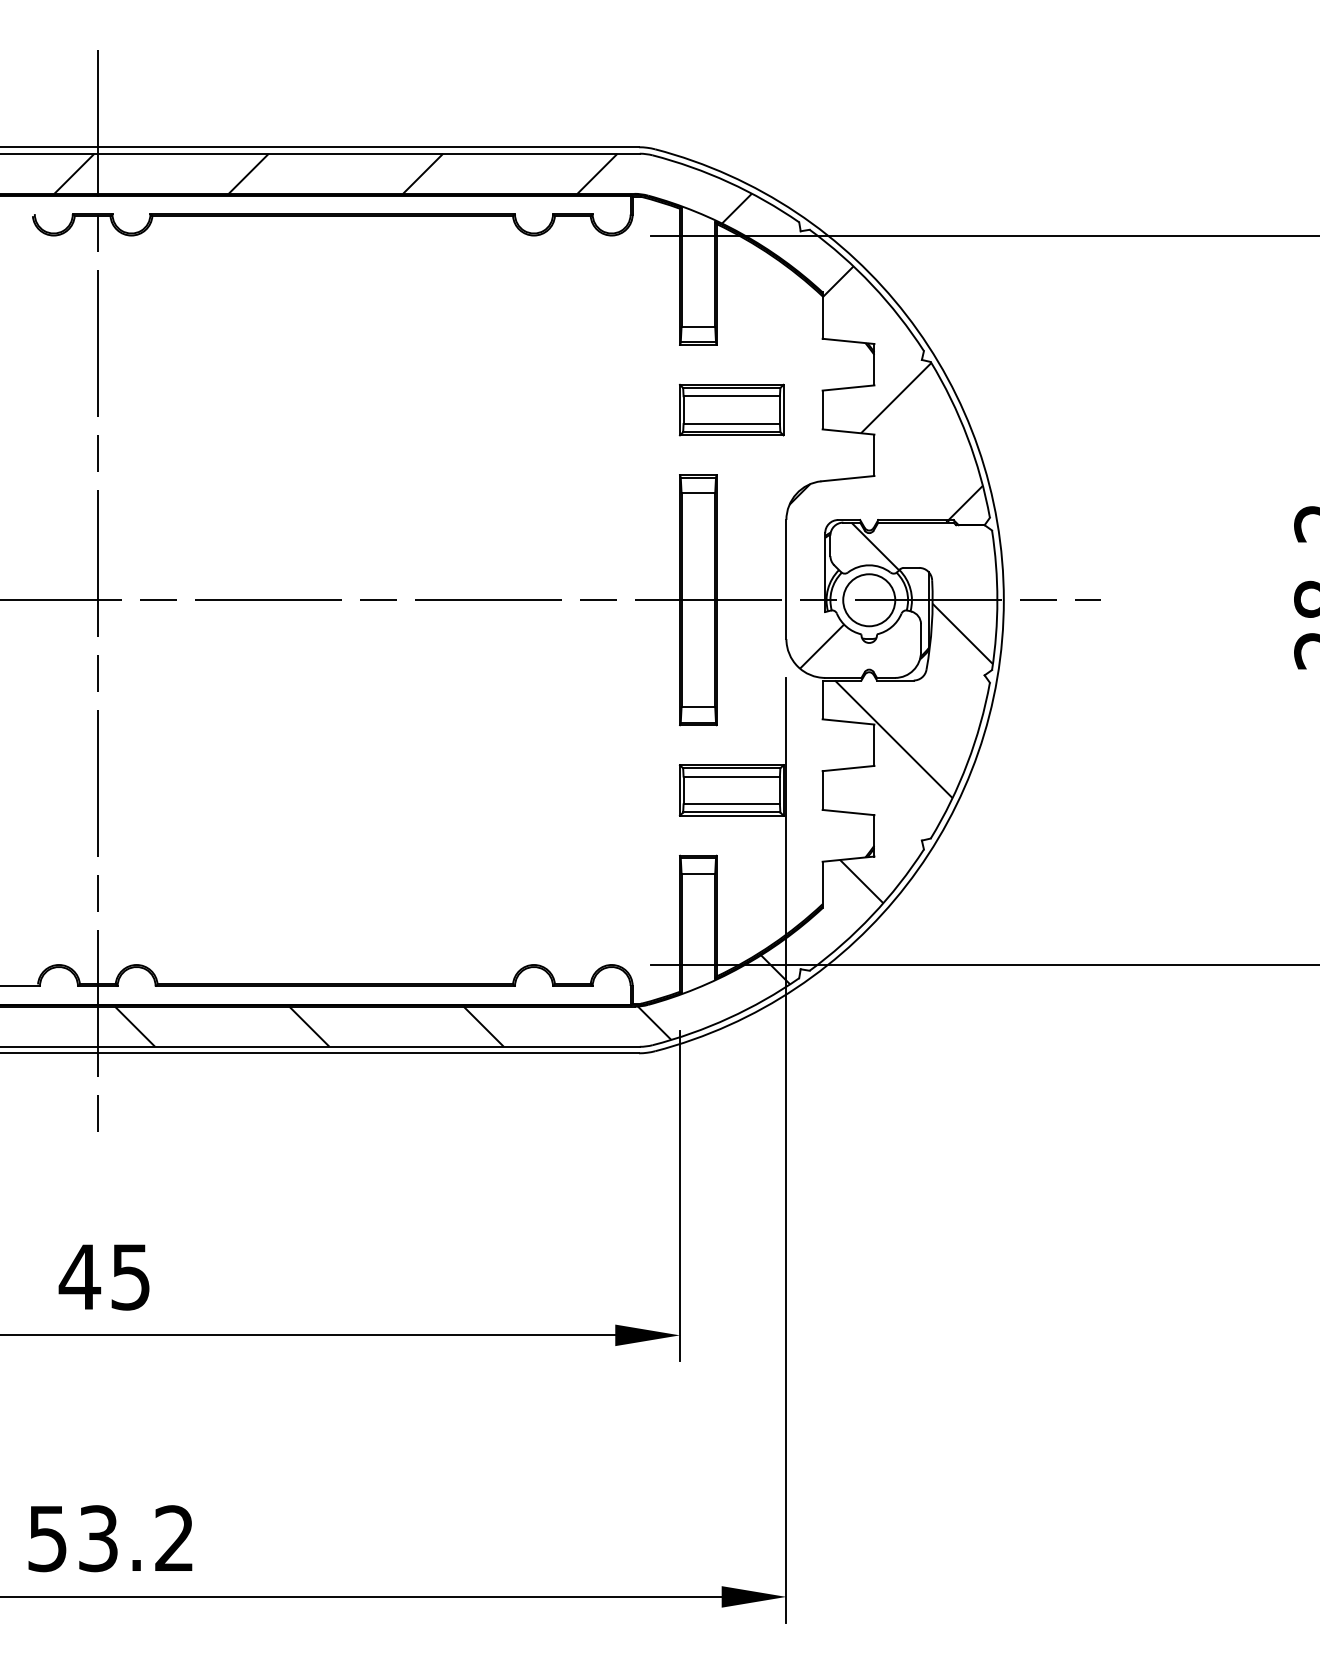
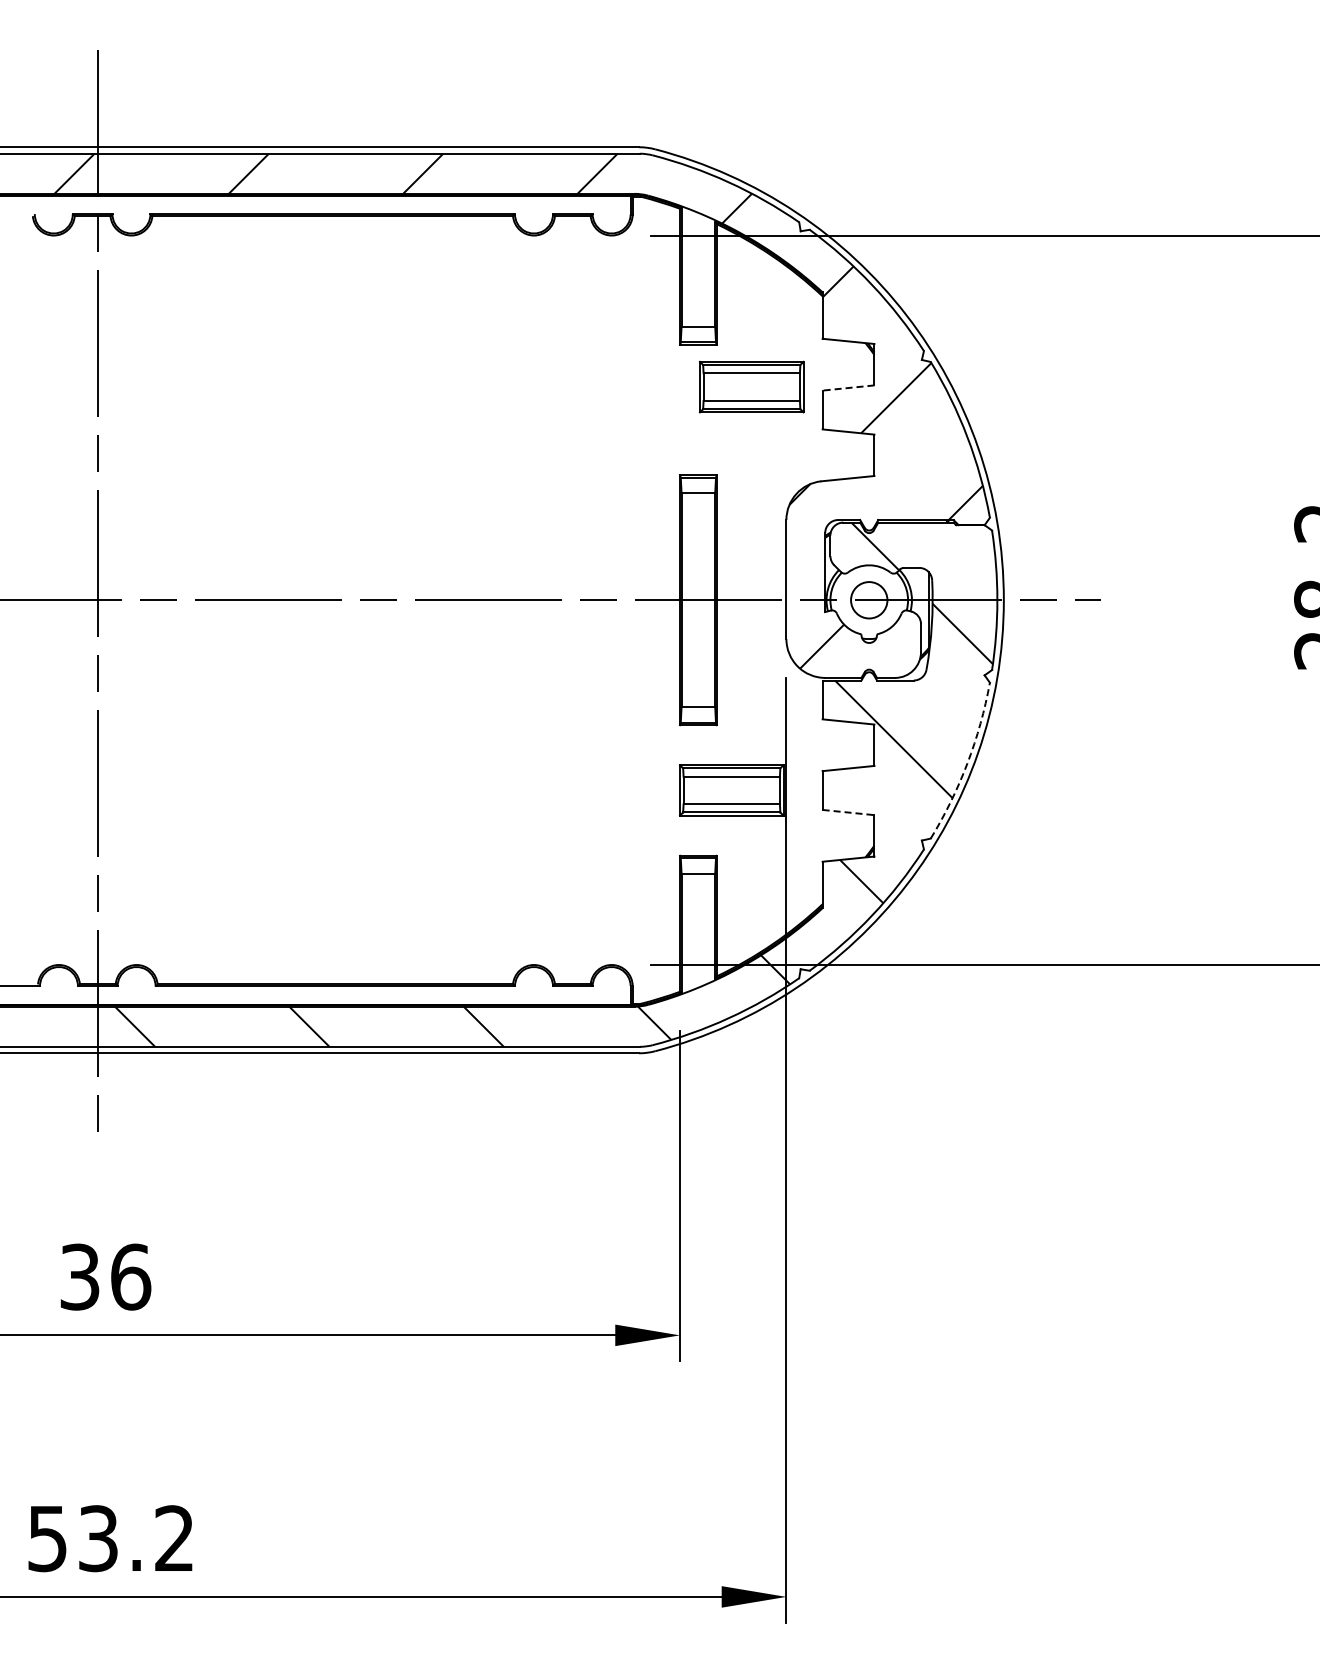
line: solid -> dashed (848, 388)
part position: (731, 409) -> (751, 386) (751, 386)
circle diameter: 52 px -> 36 px (869, 600)
arc: solid -> dashed (967, 763)
line: solid -> dashed (849, 812)
text: 45 -> 36 (104, 1276)
